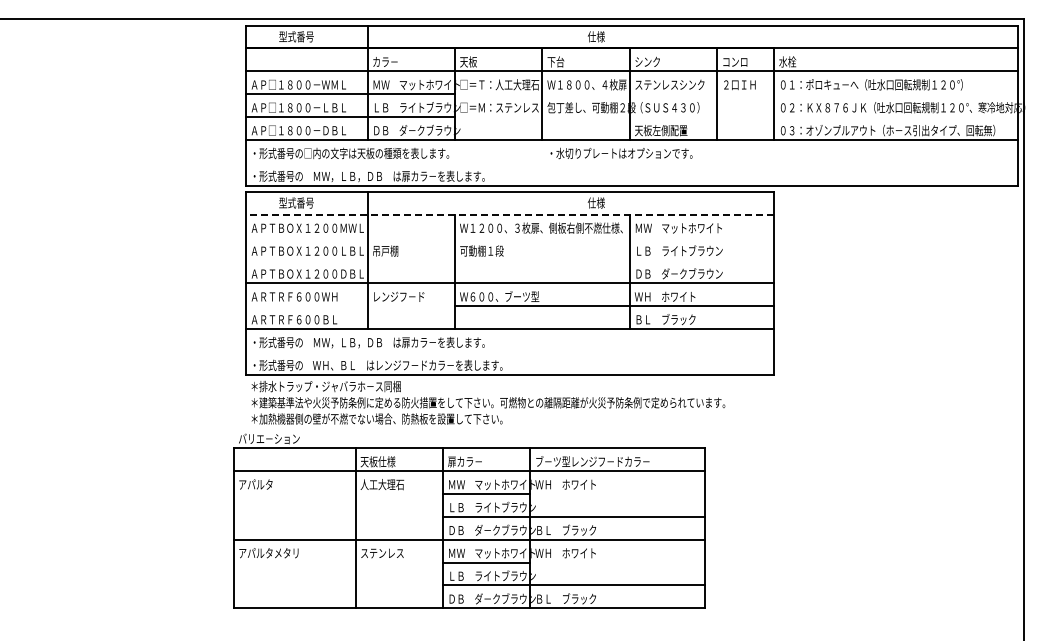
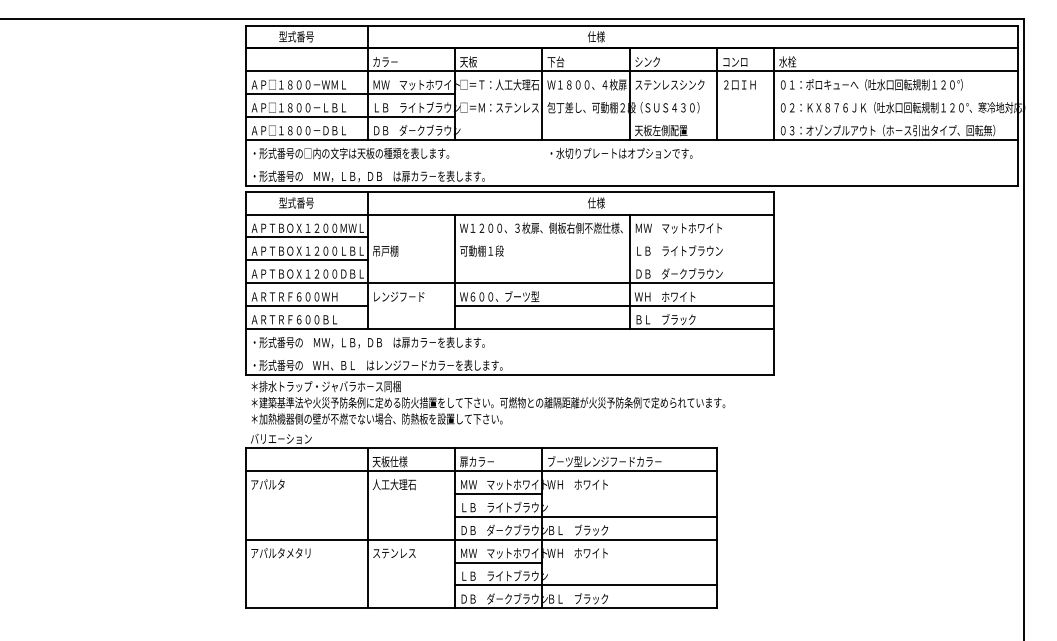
line: dashed -> solid (509, 214)
line: none -> present (306, 237)
line: none -> present (306, 260)
line: none -> present (306, 306)
part position: (469, 520) -> (481, 520) (481, 520)
